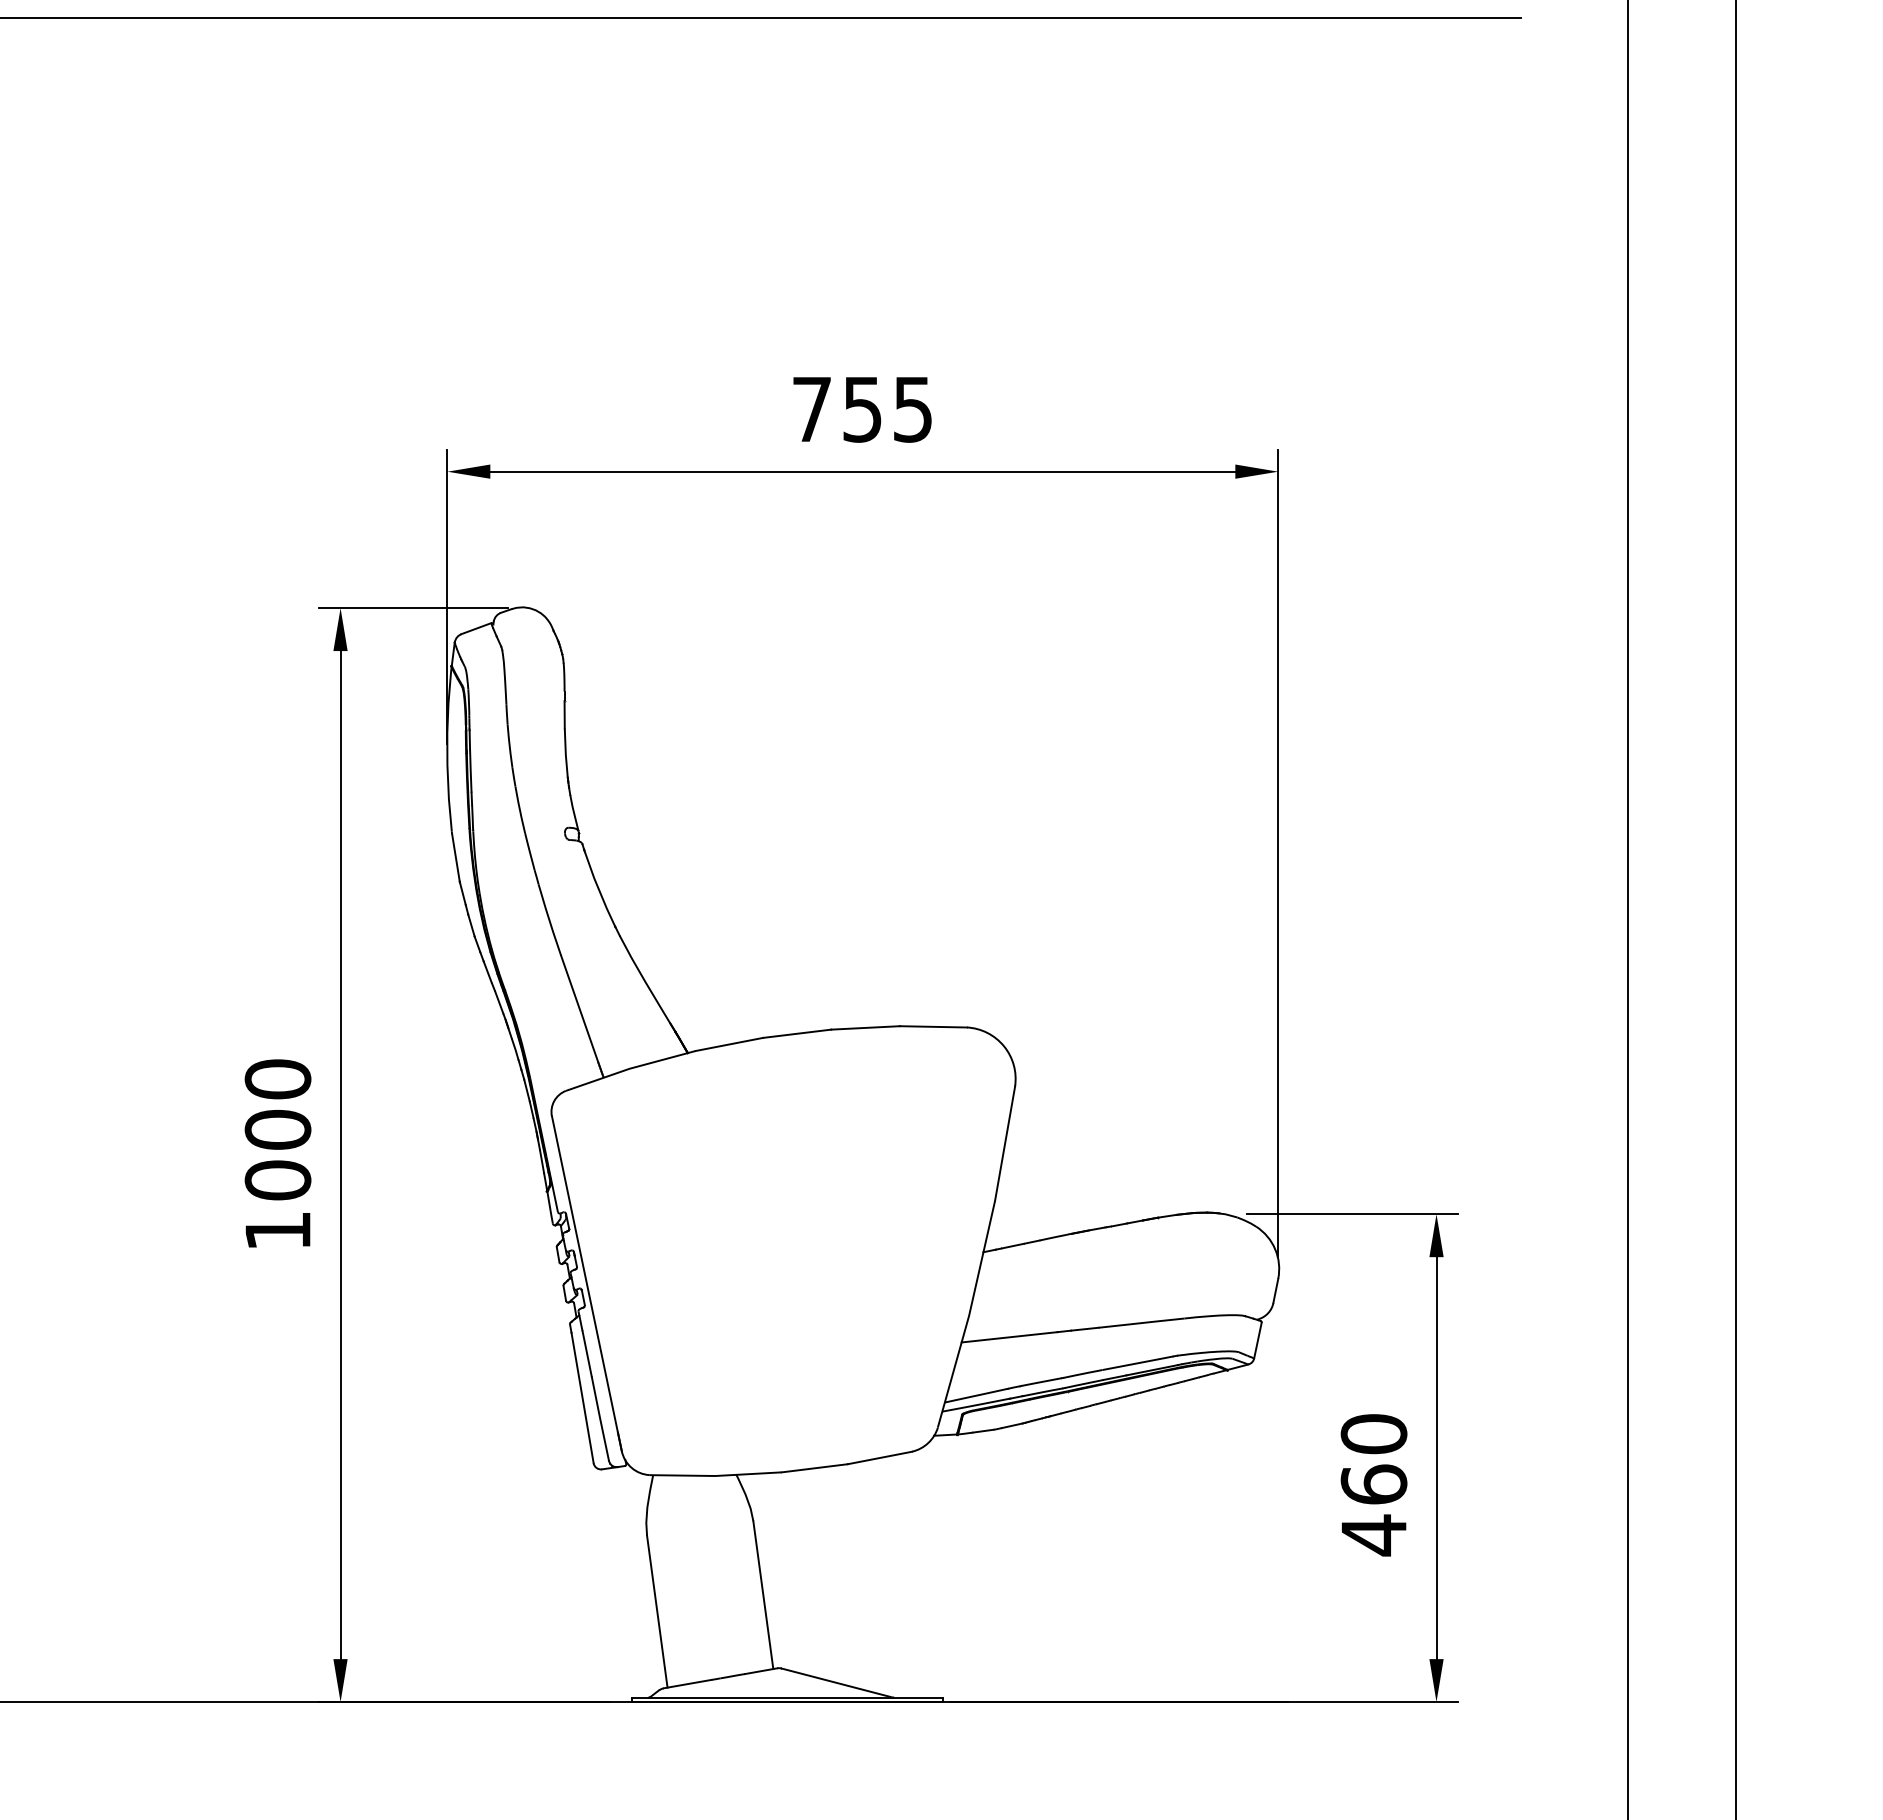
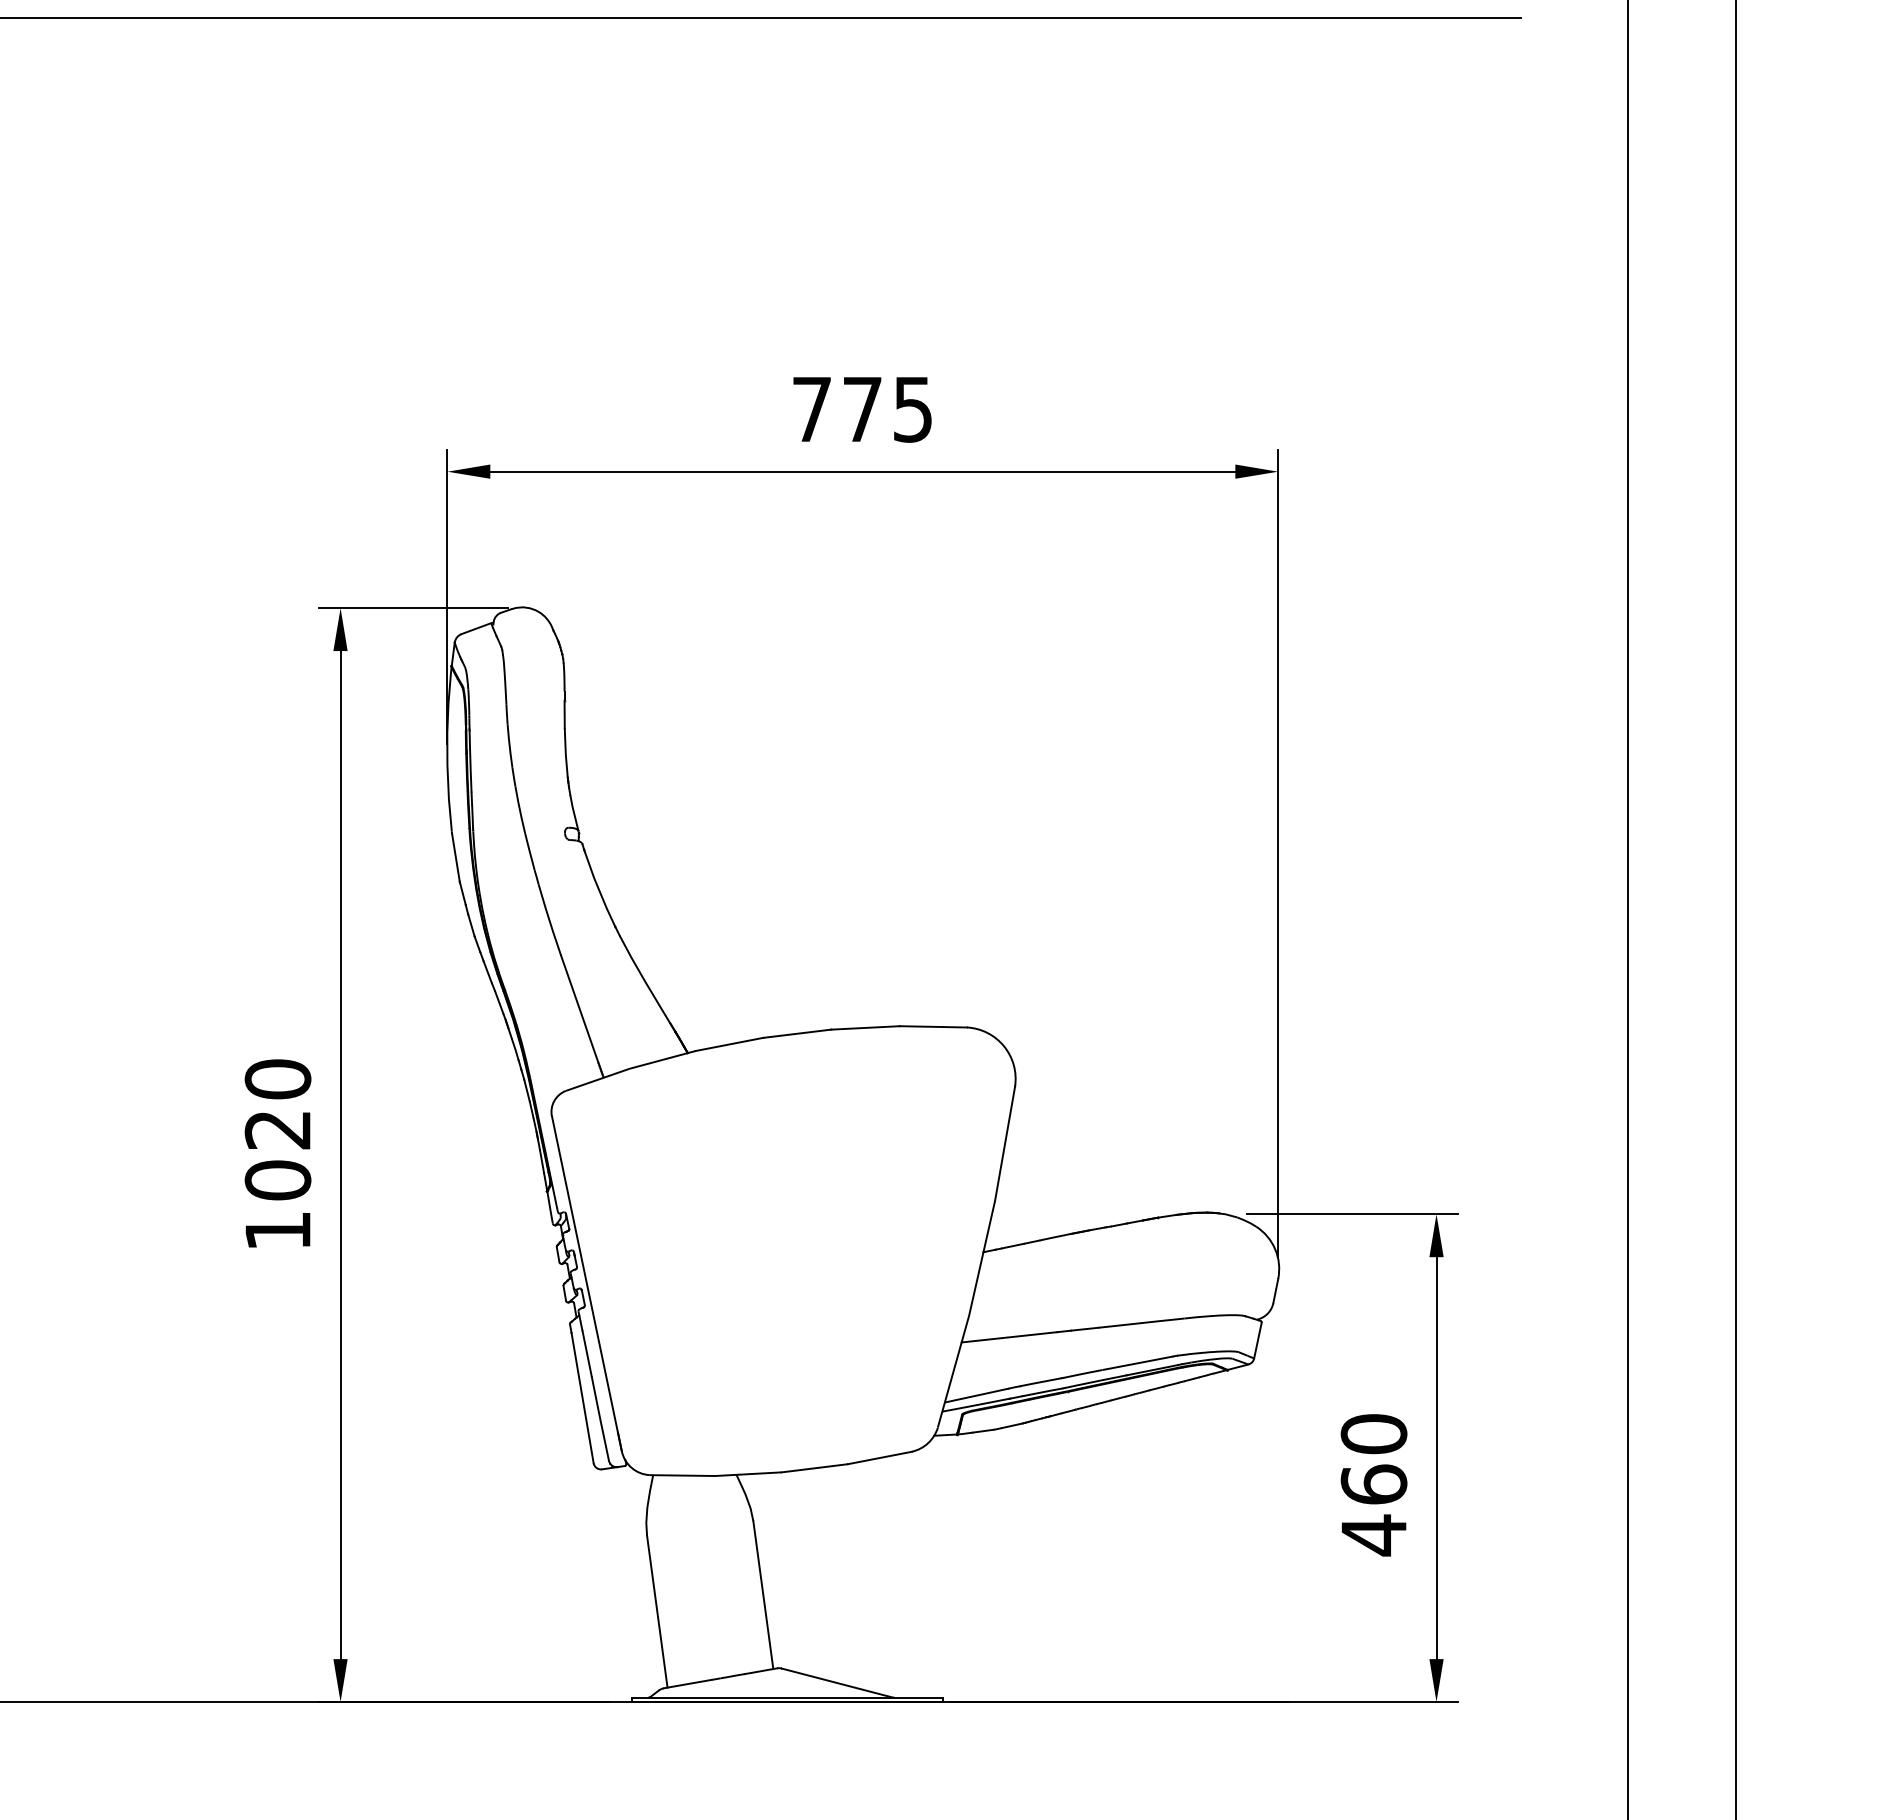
text: 755 -> 775 (862, 409)
text: 1000 -> 1020 (277, 1129)
